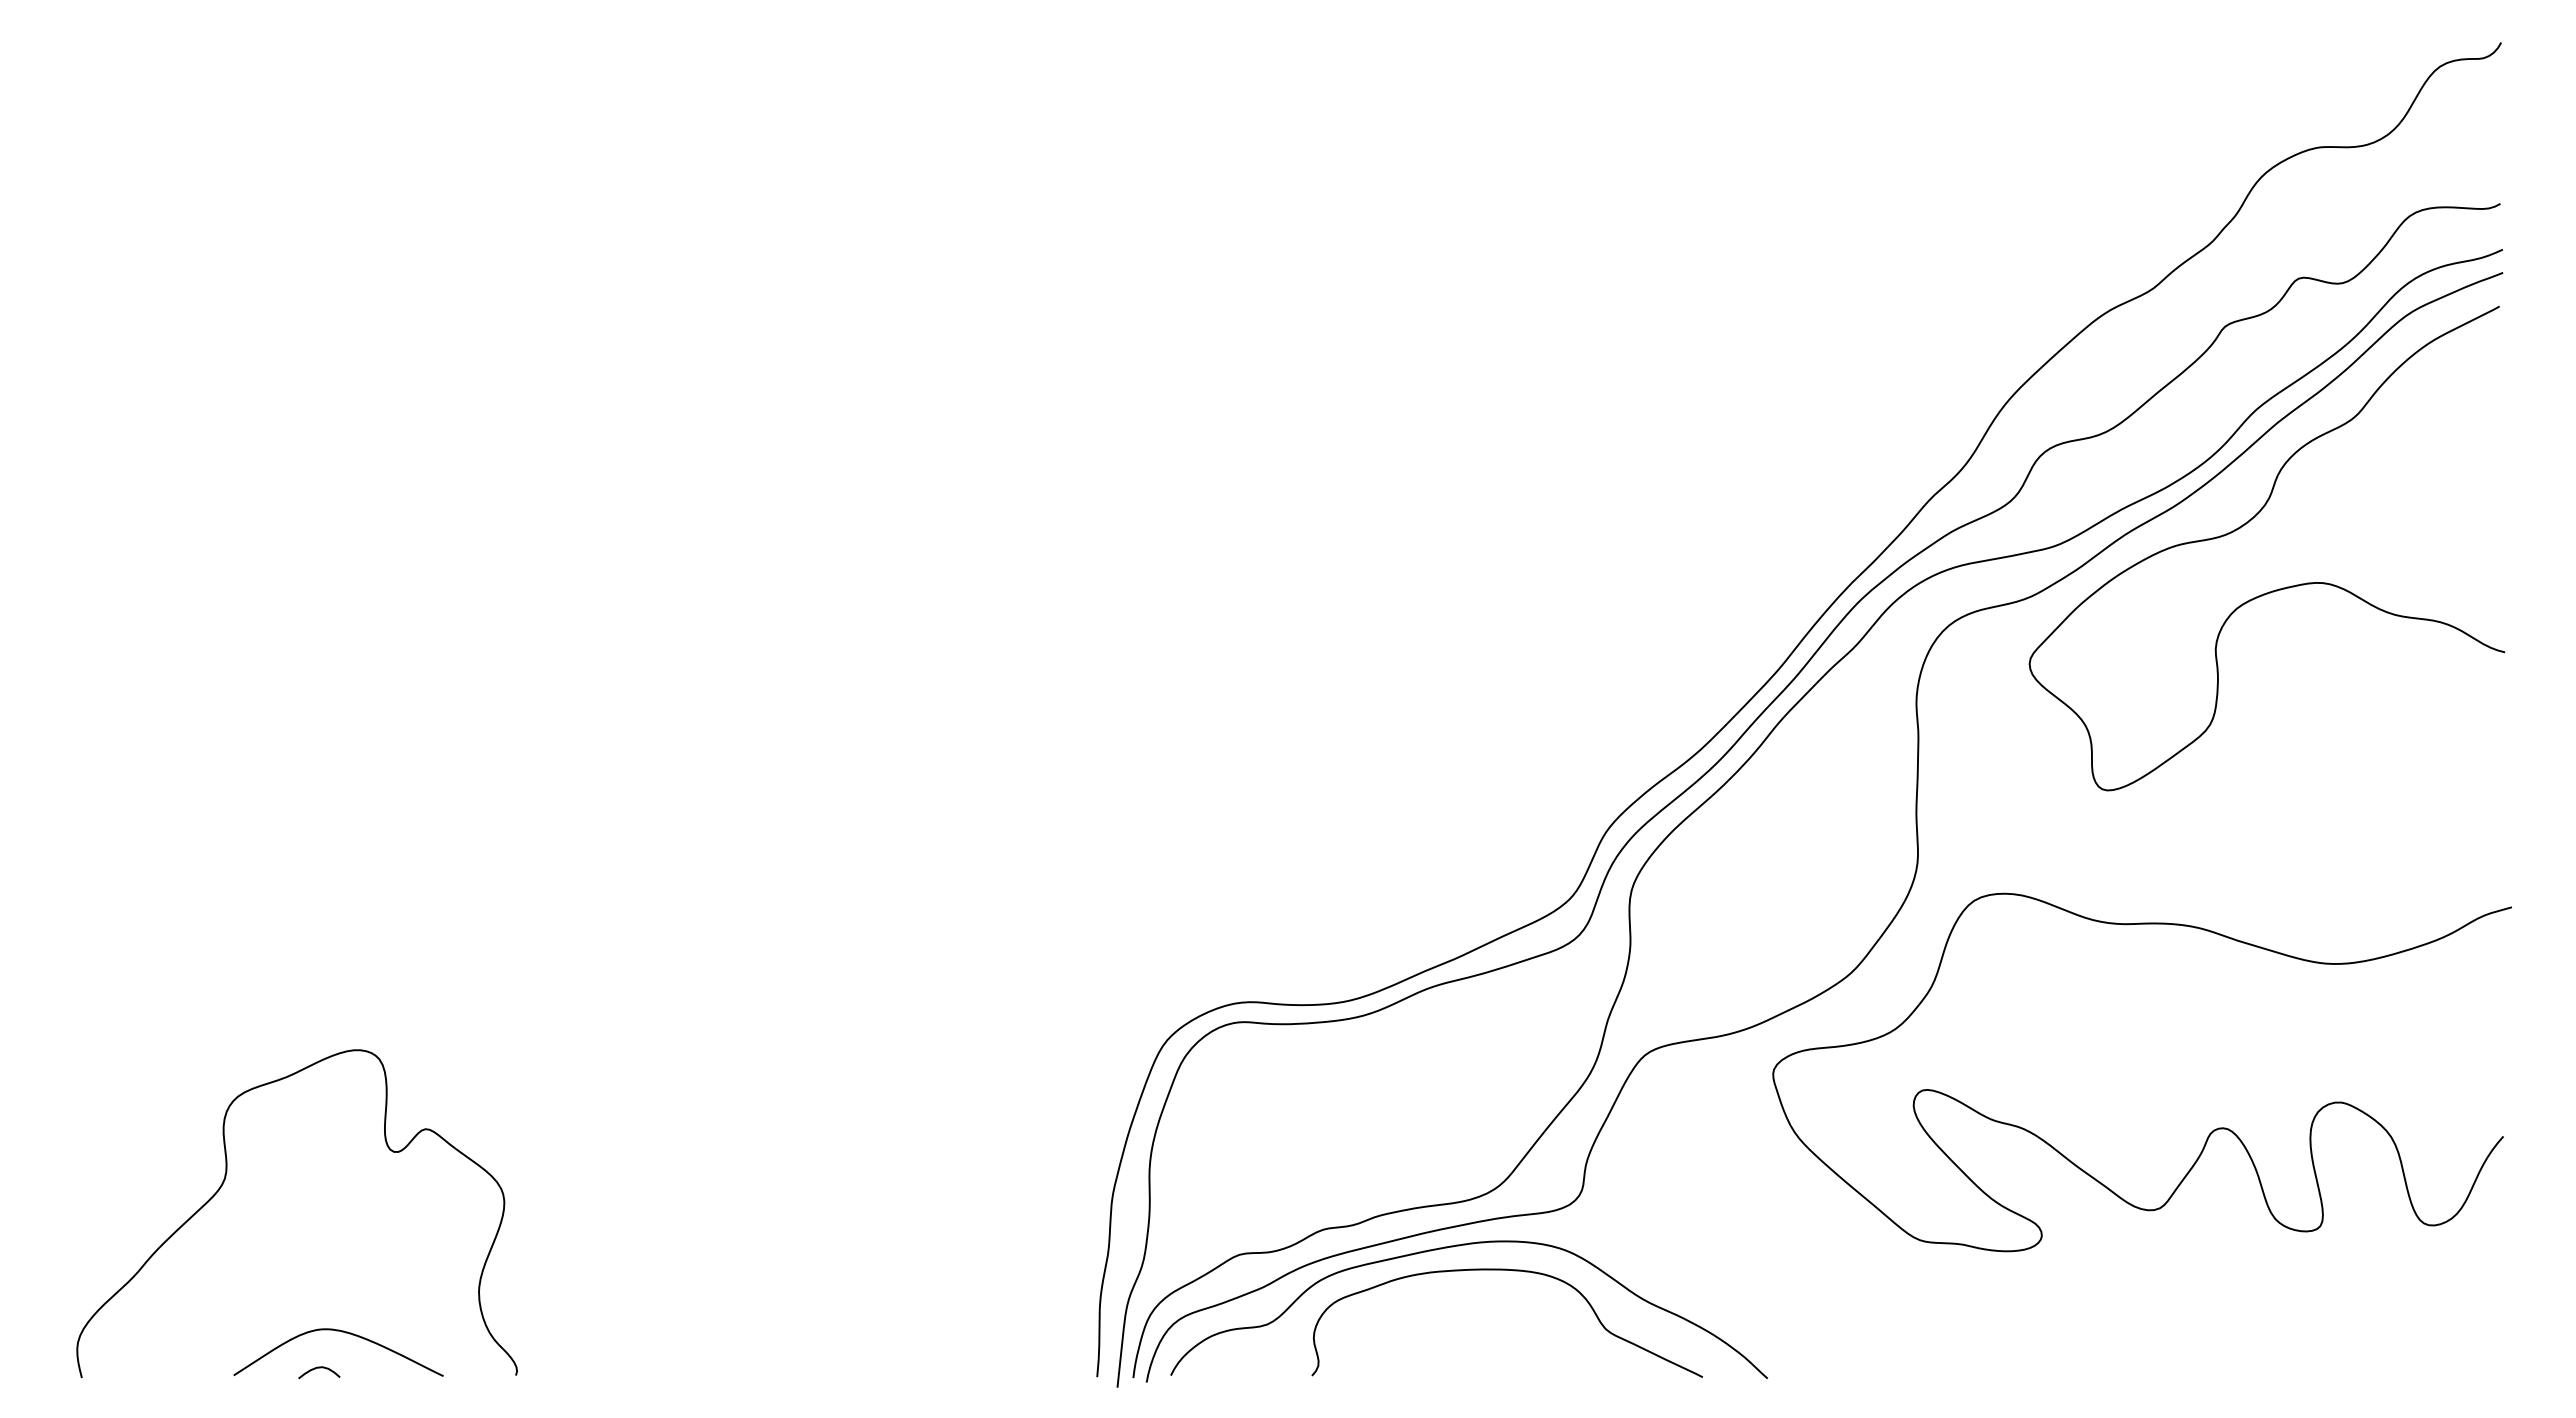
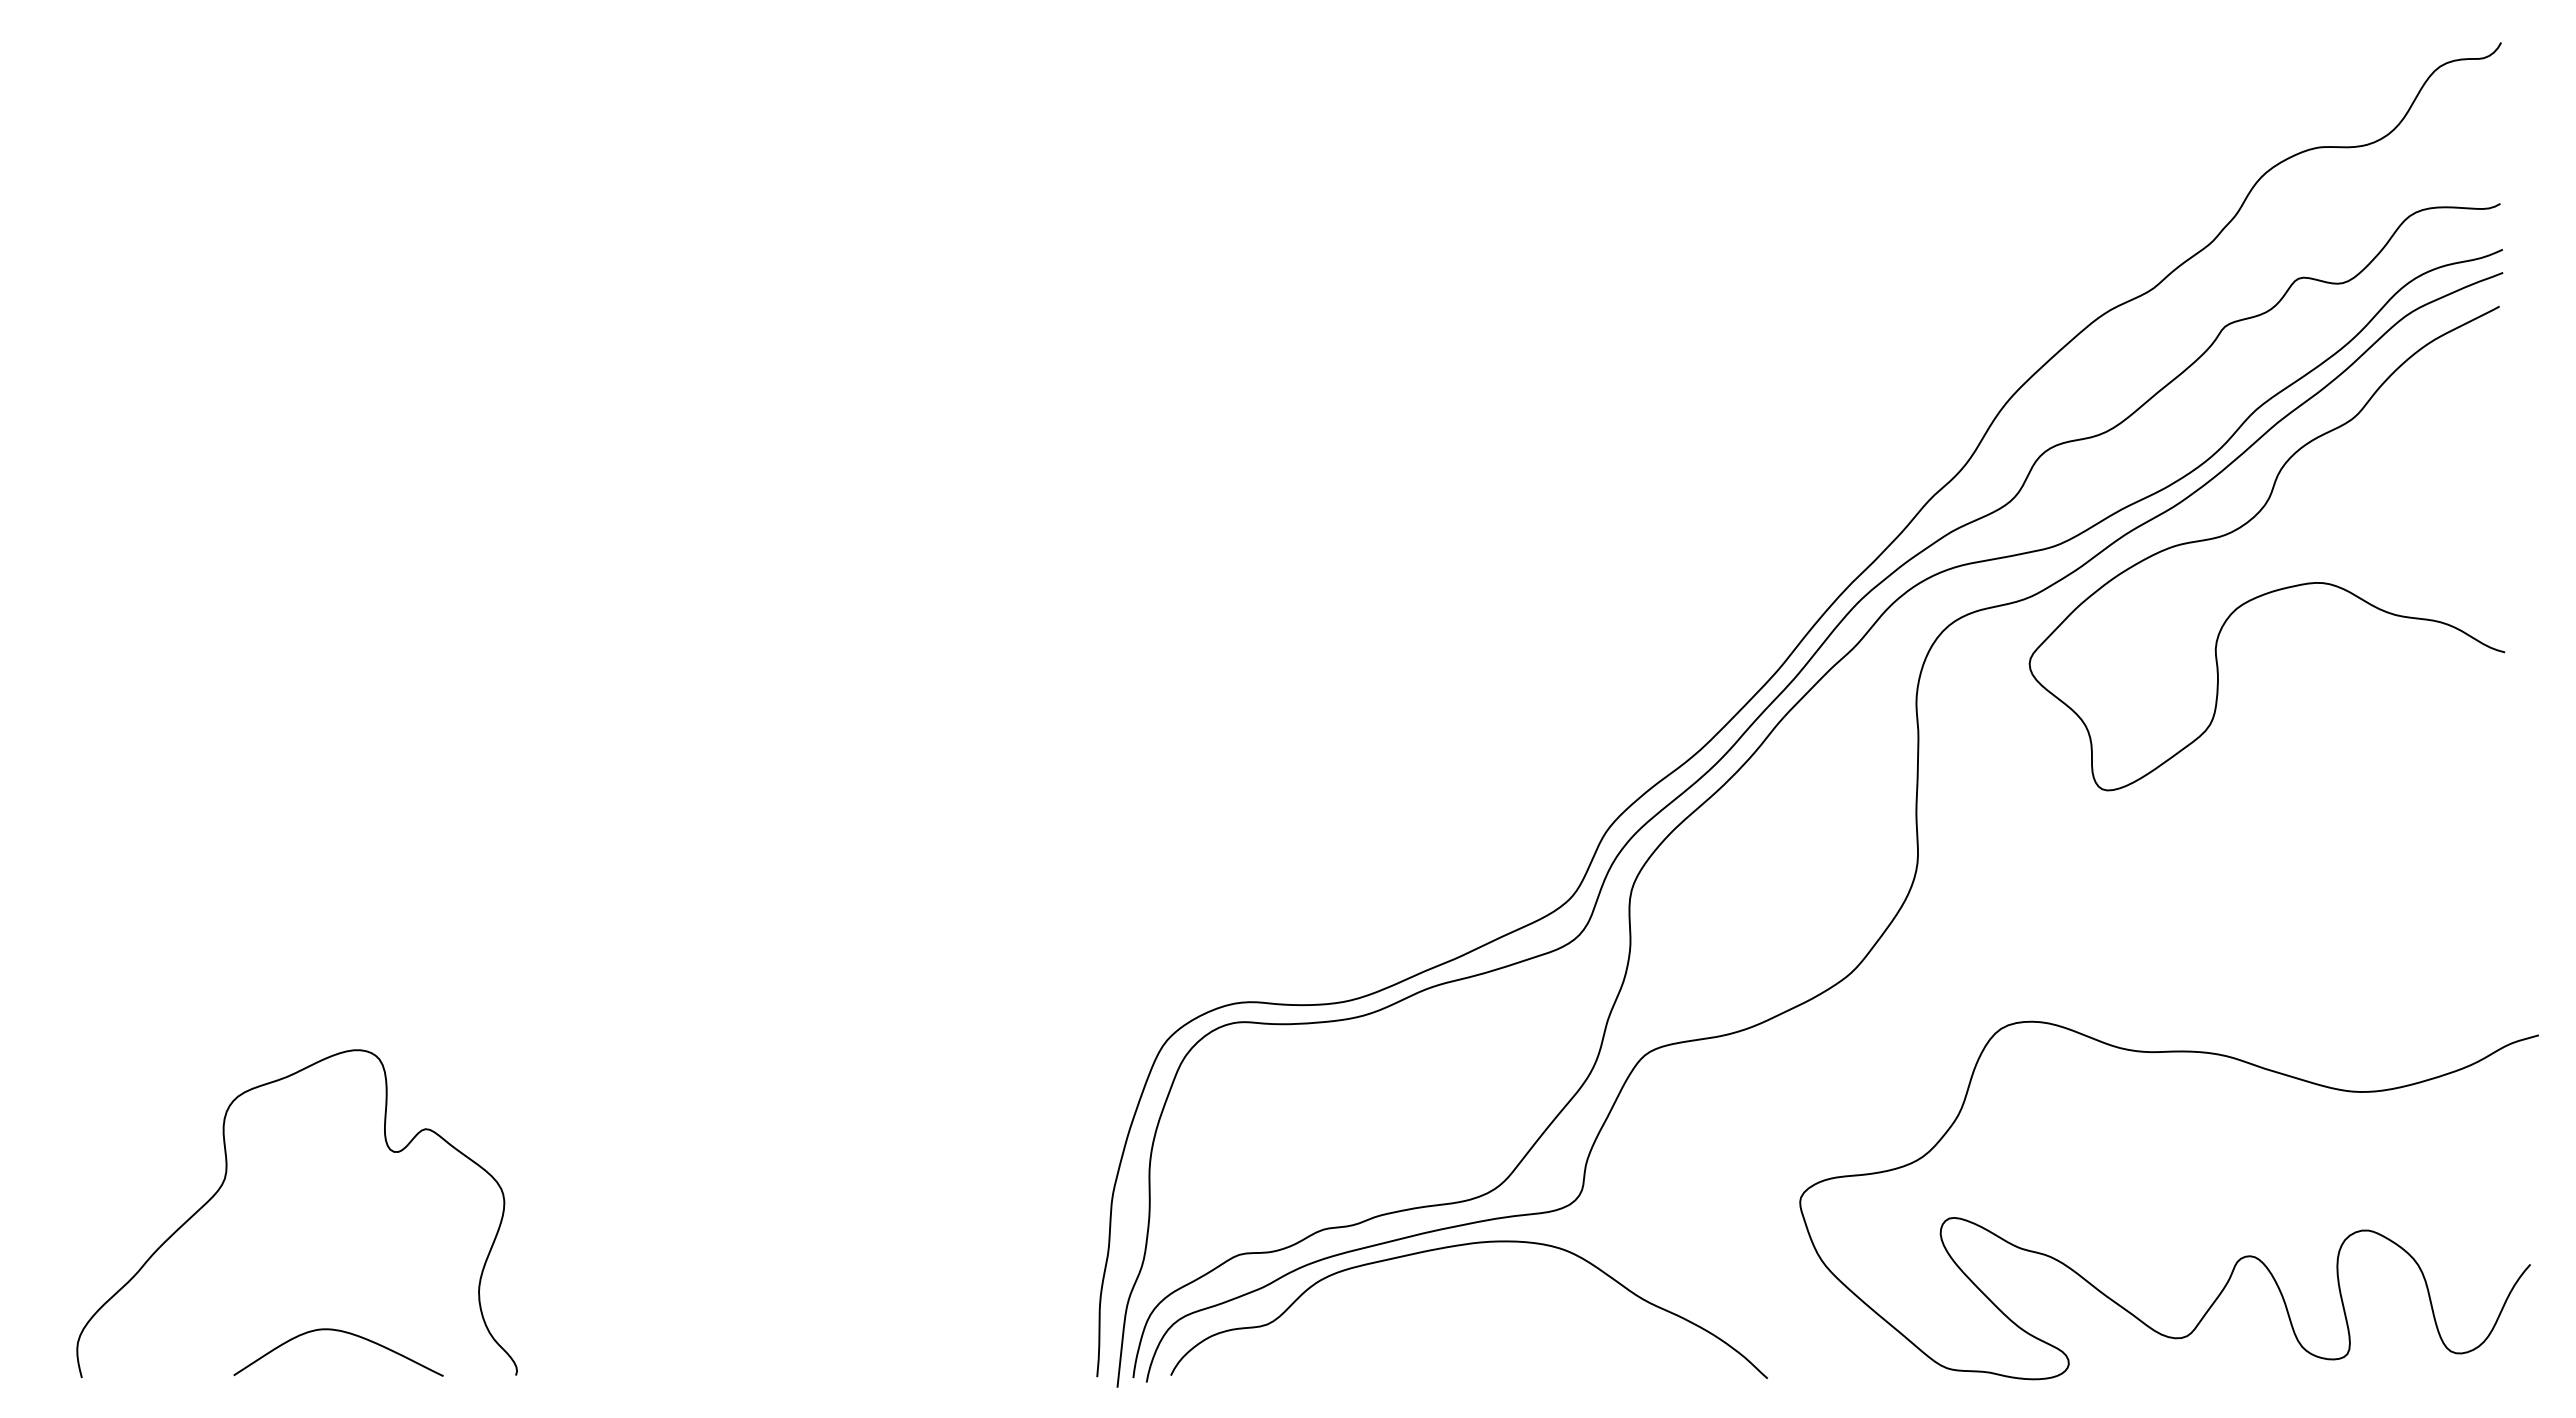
curve position: (2209, 1133) -> (2236, 1261) (2236, 1261)
curve: present -> none (1513, 1271)
curve: present -> none (319, 1368)
